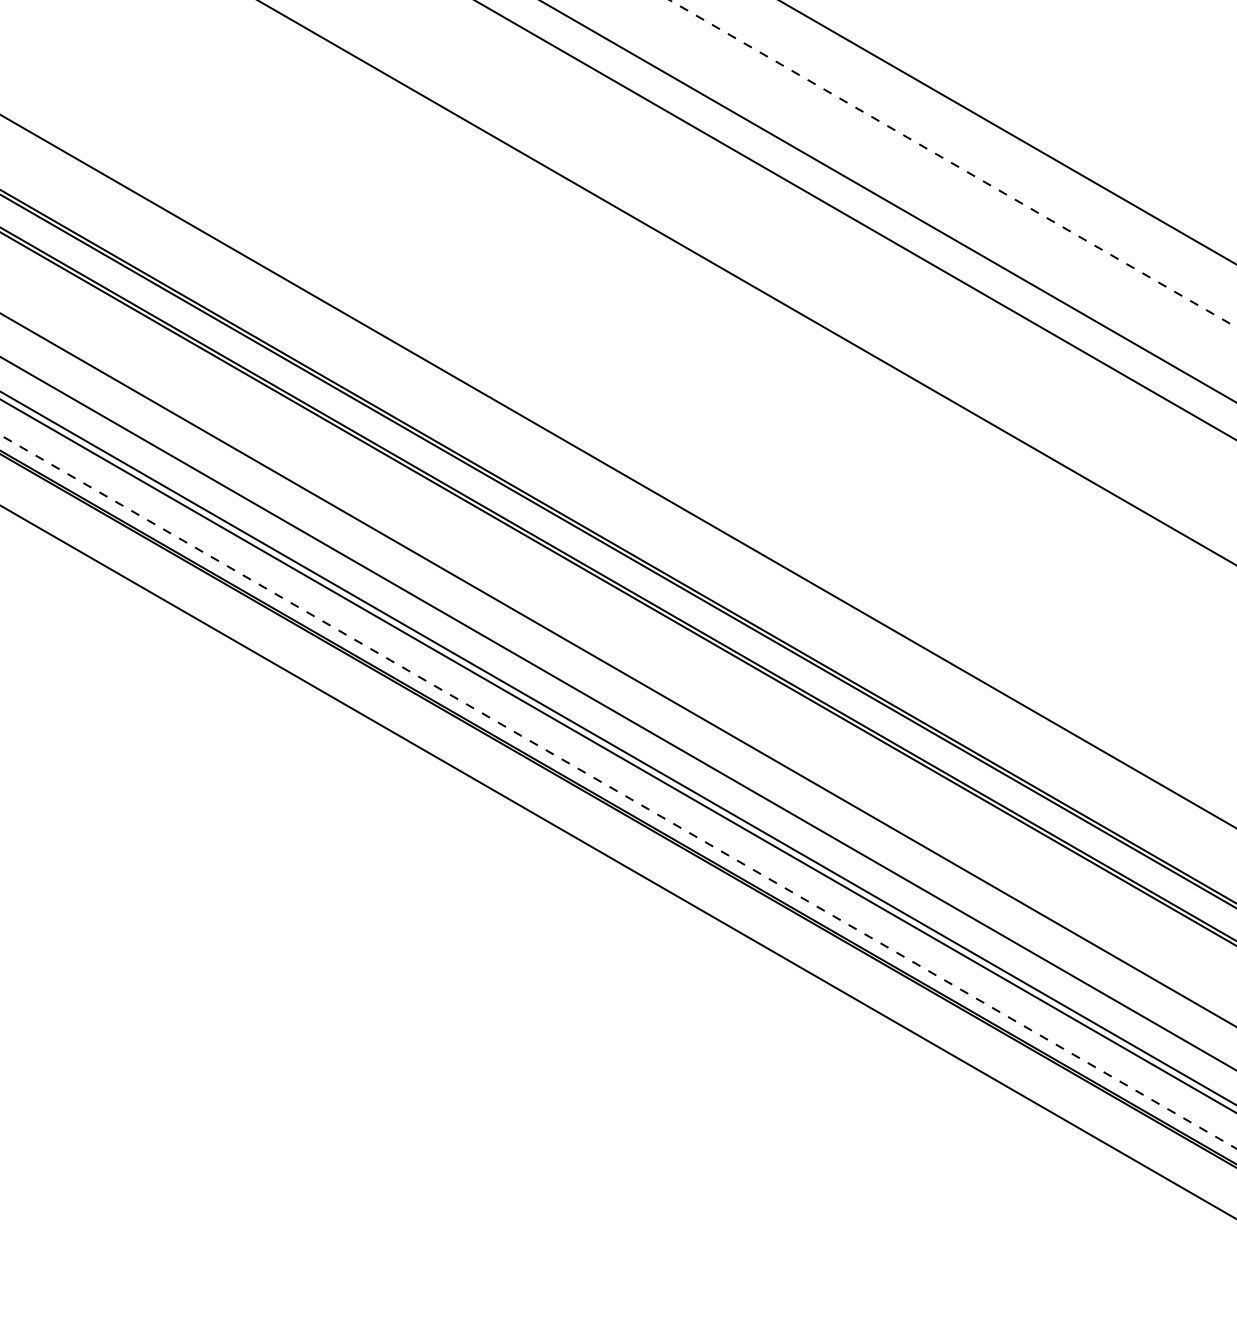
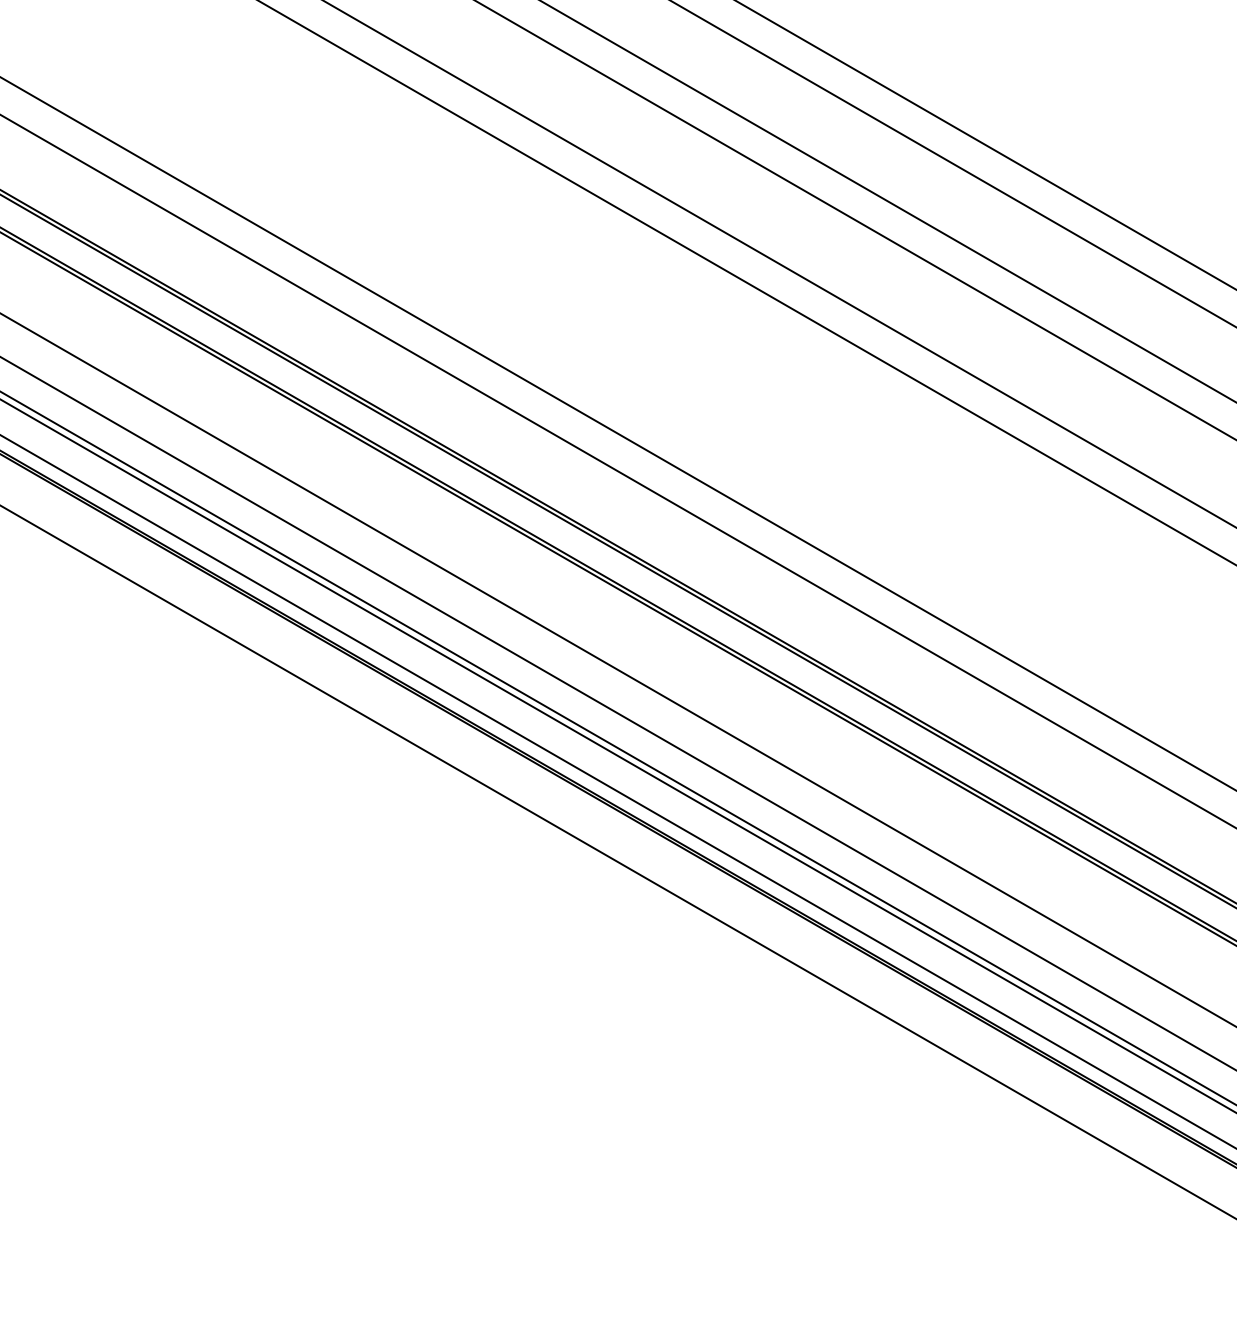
line position: (1007, 132) -> (985, 145) (985, 145)
line: dashed -> solid (953, 163)
line: none -> present (779, 264)
line: none -> present (617, 433)
line: dashed -> solid (618, 791)
